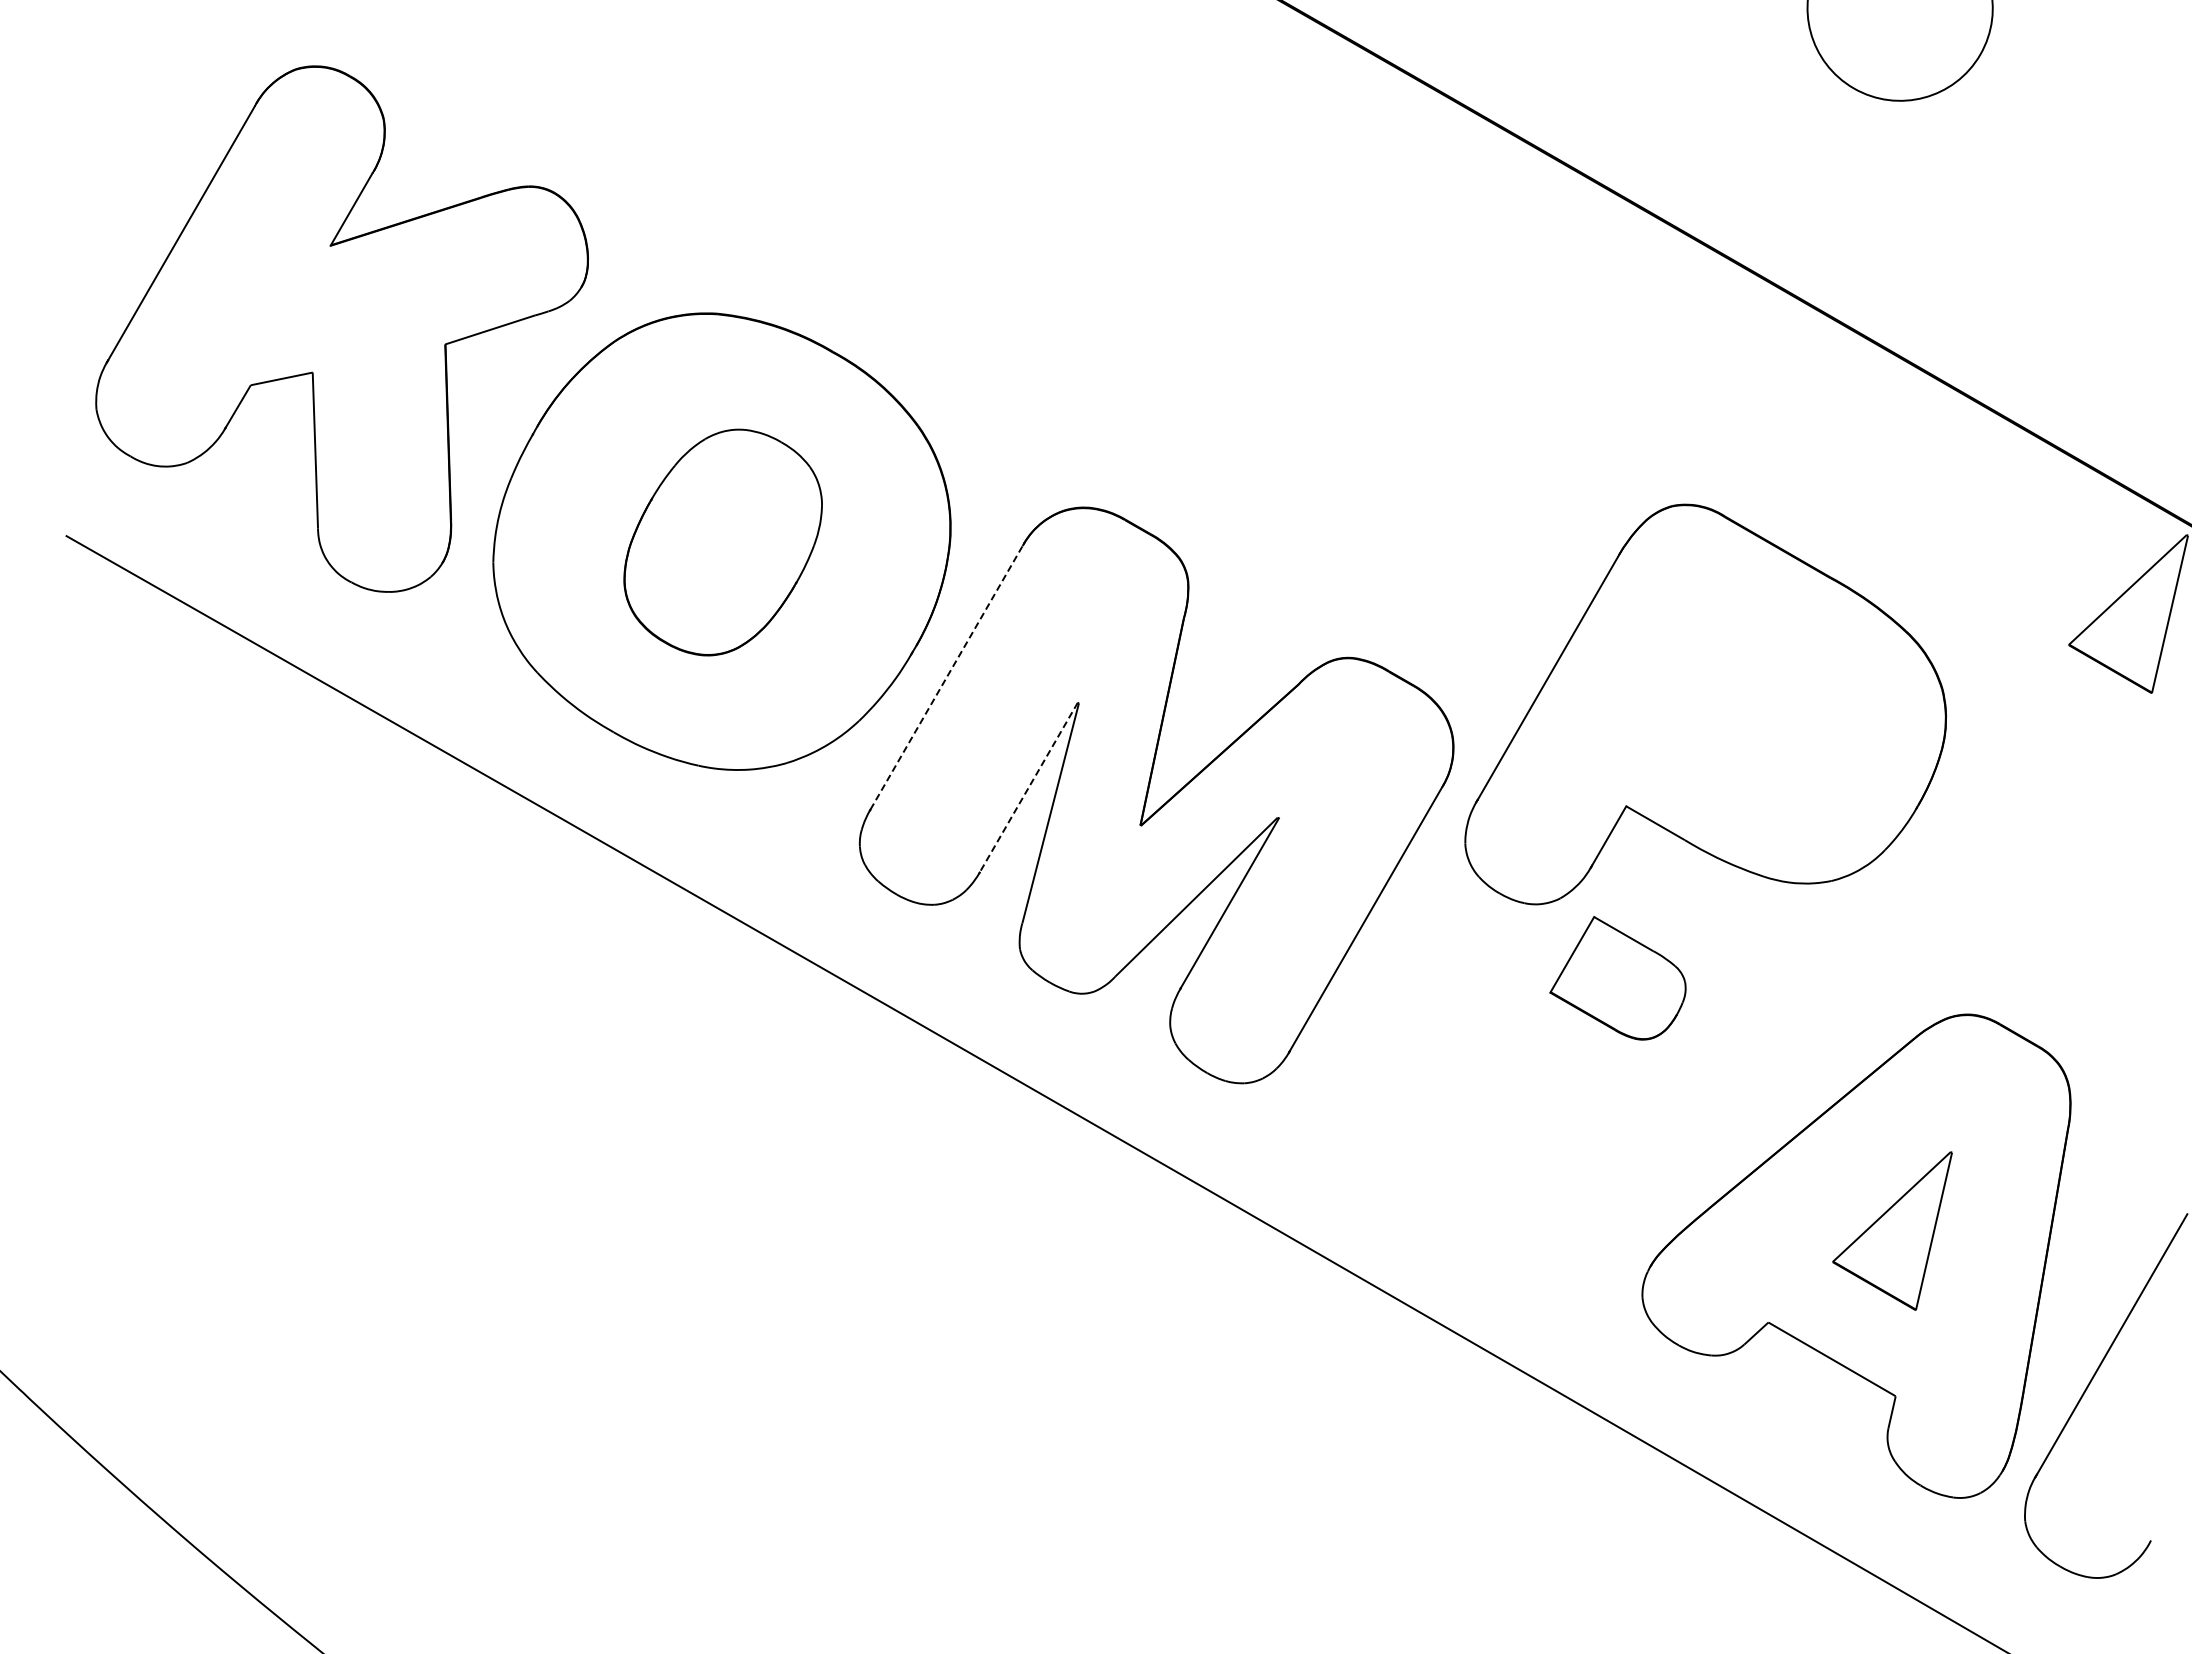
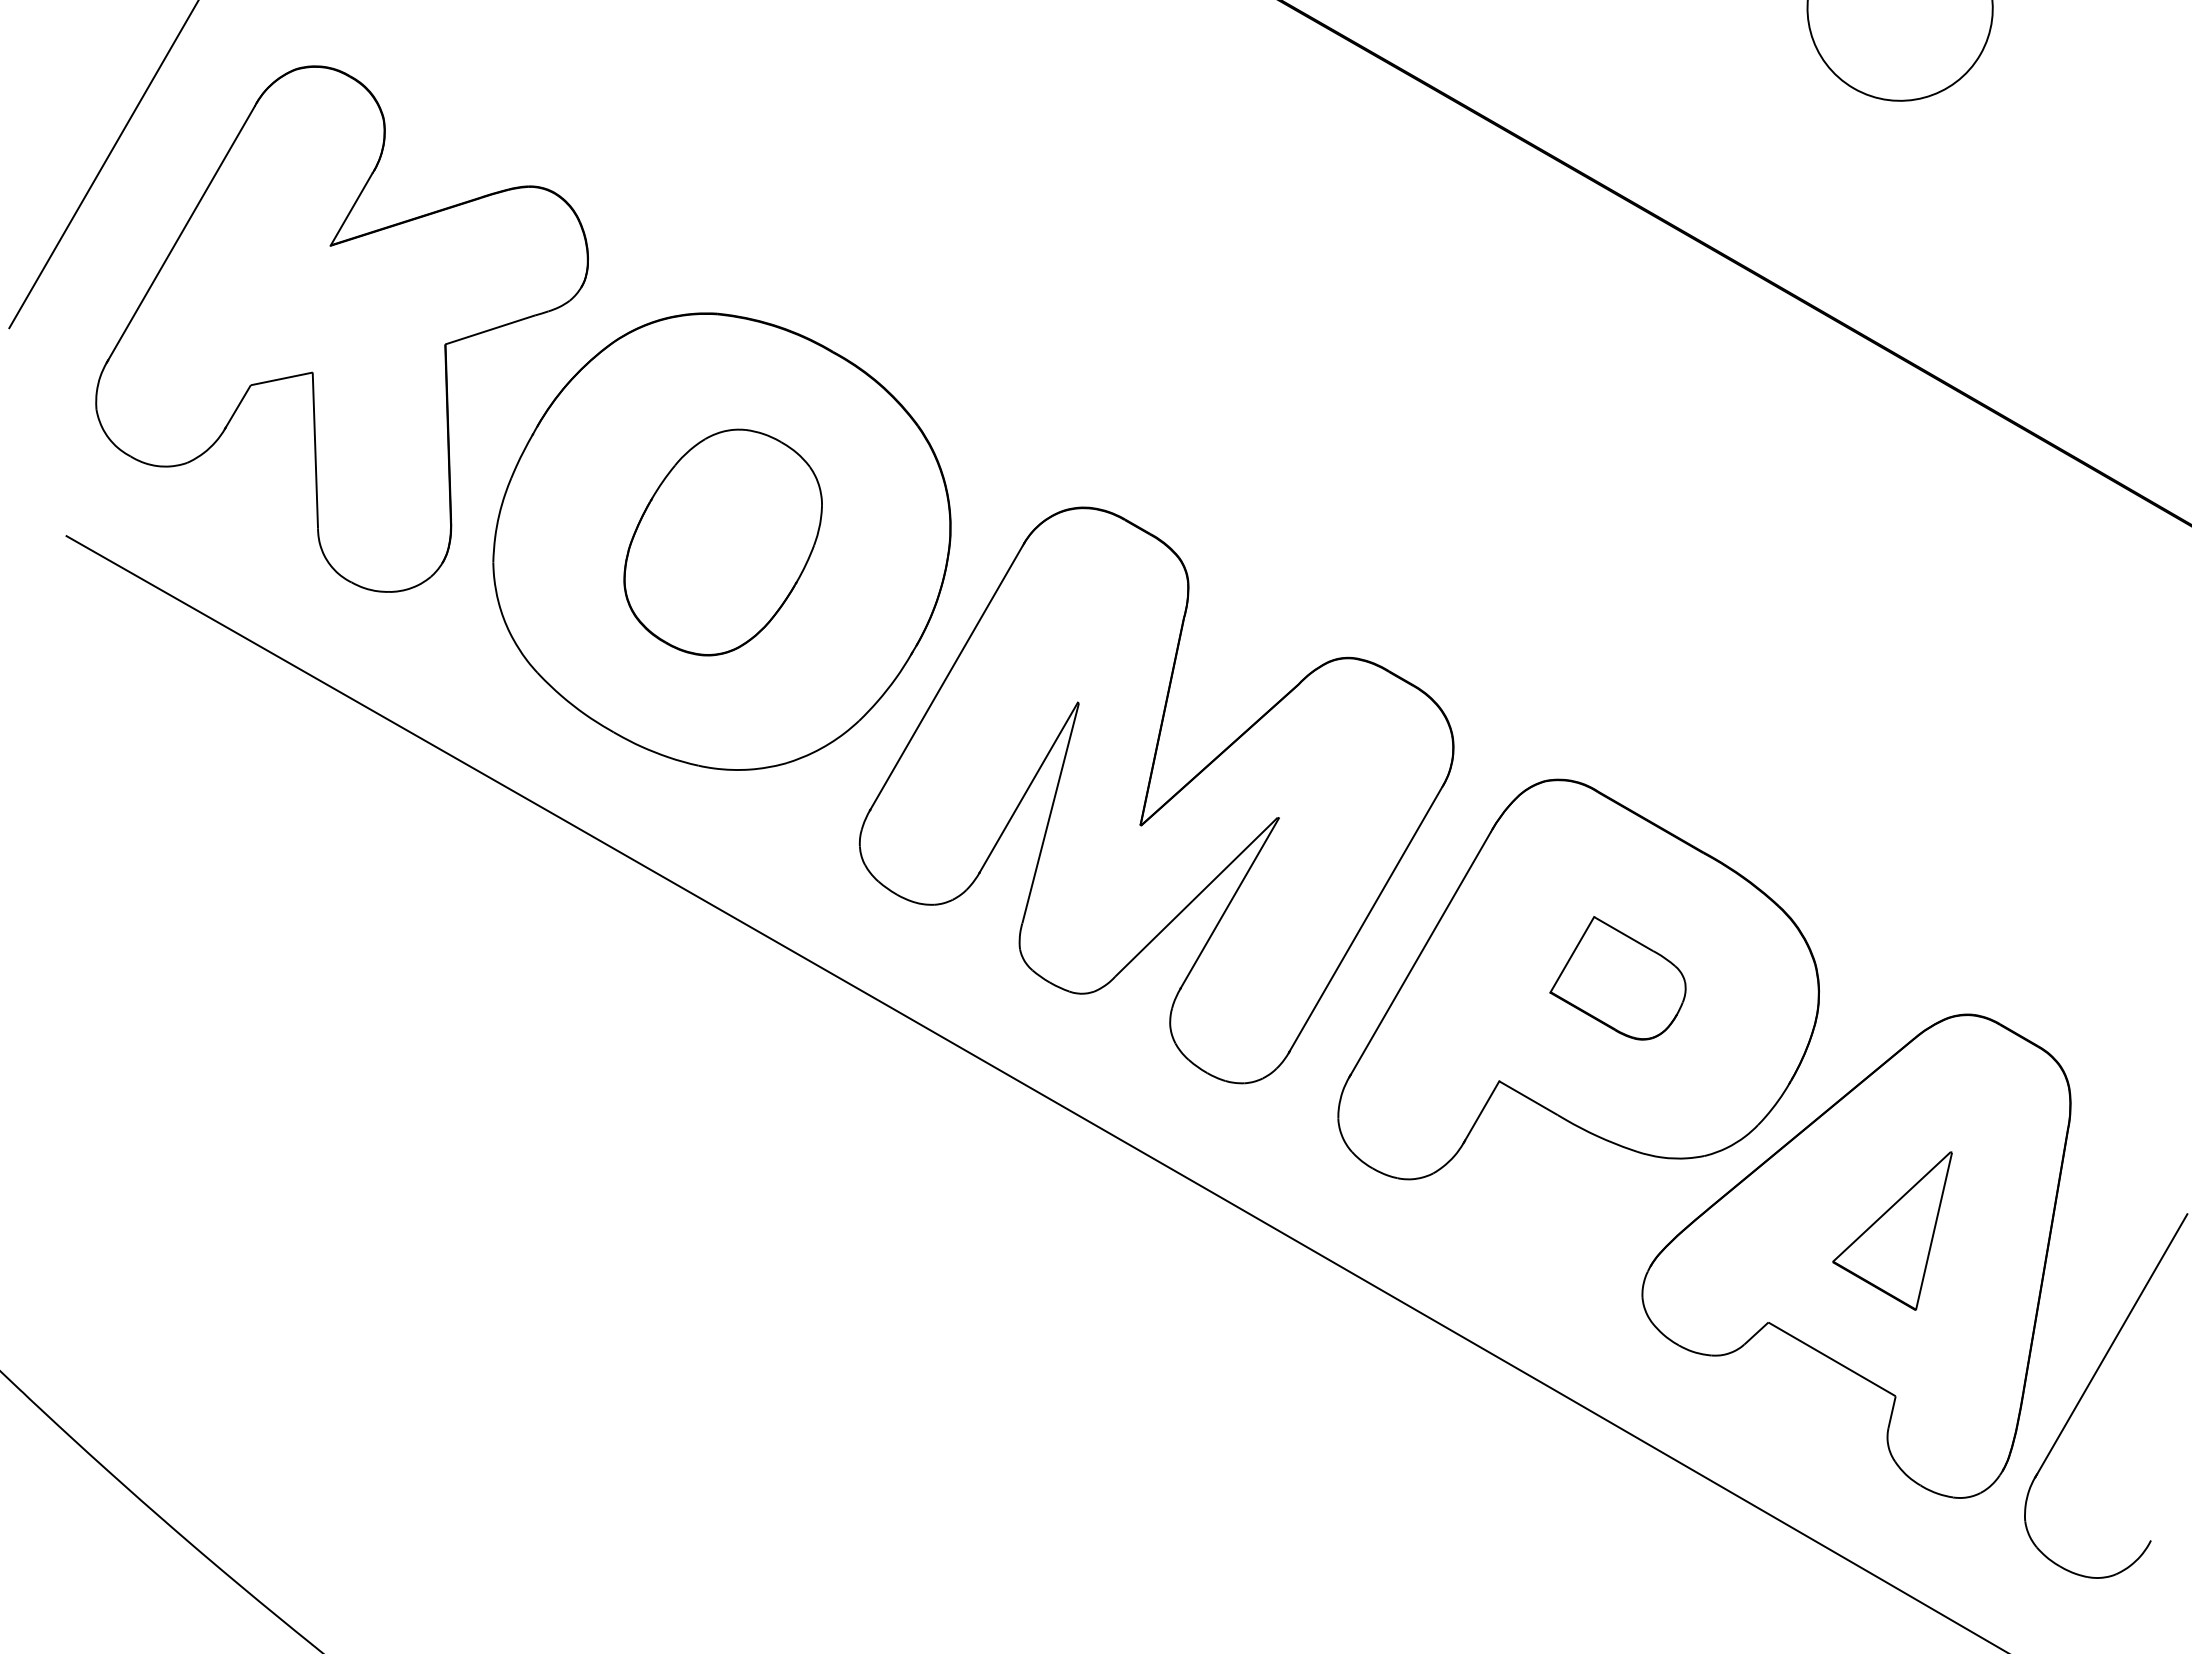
line: none -> present (103, 165)
part: present -> none (2128, 613)
line: dashed -> solid (946, 677)
part position: (1705, 704) -> (1578, 979) (1578, 979)
line: dashed -> solid (1028, 787)
